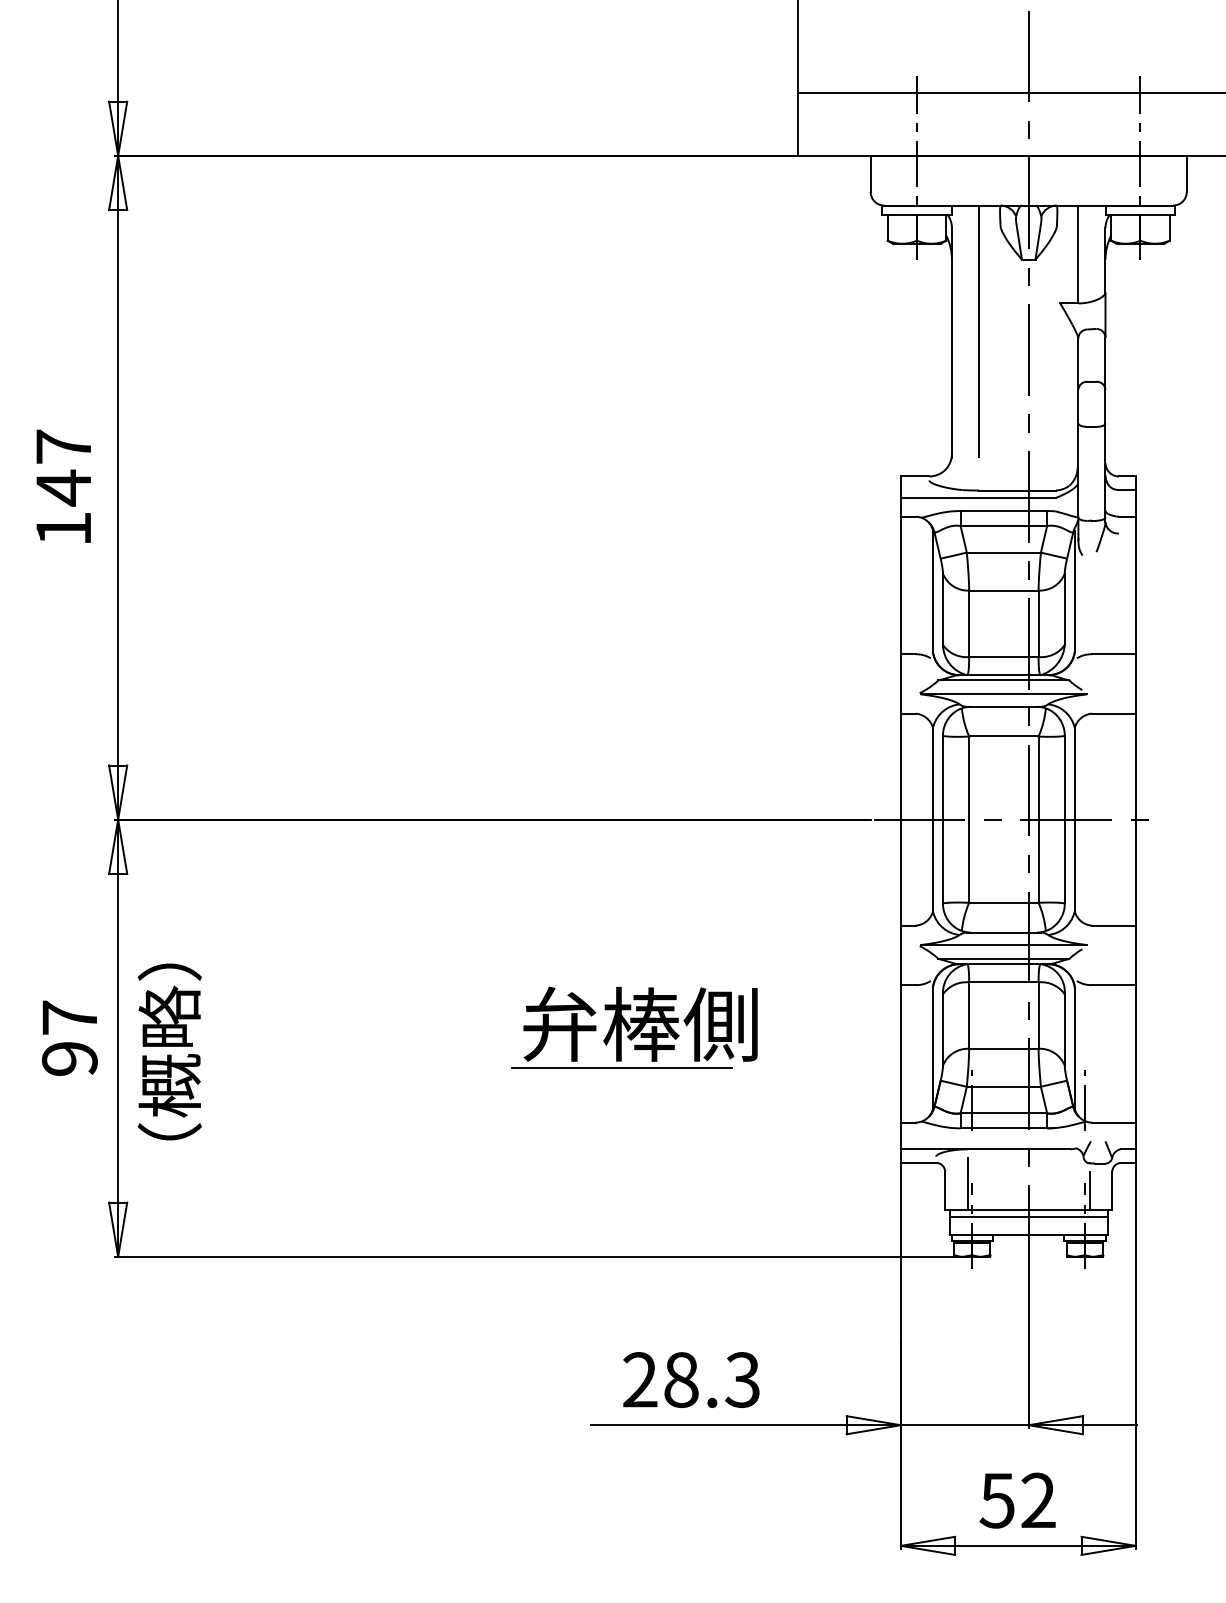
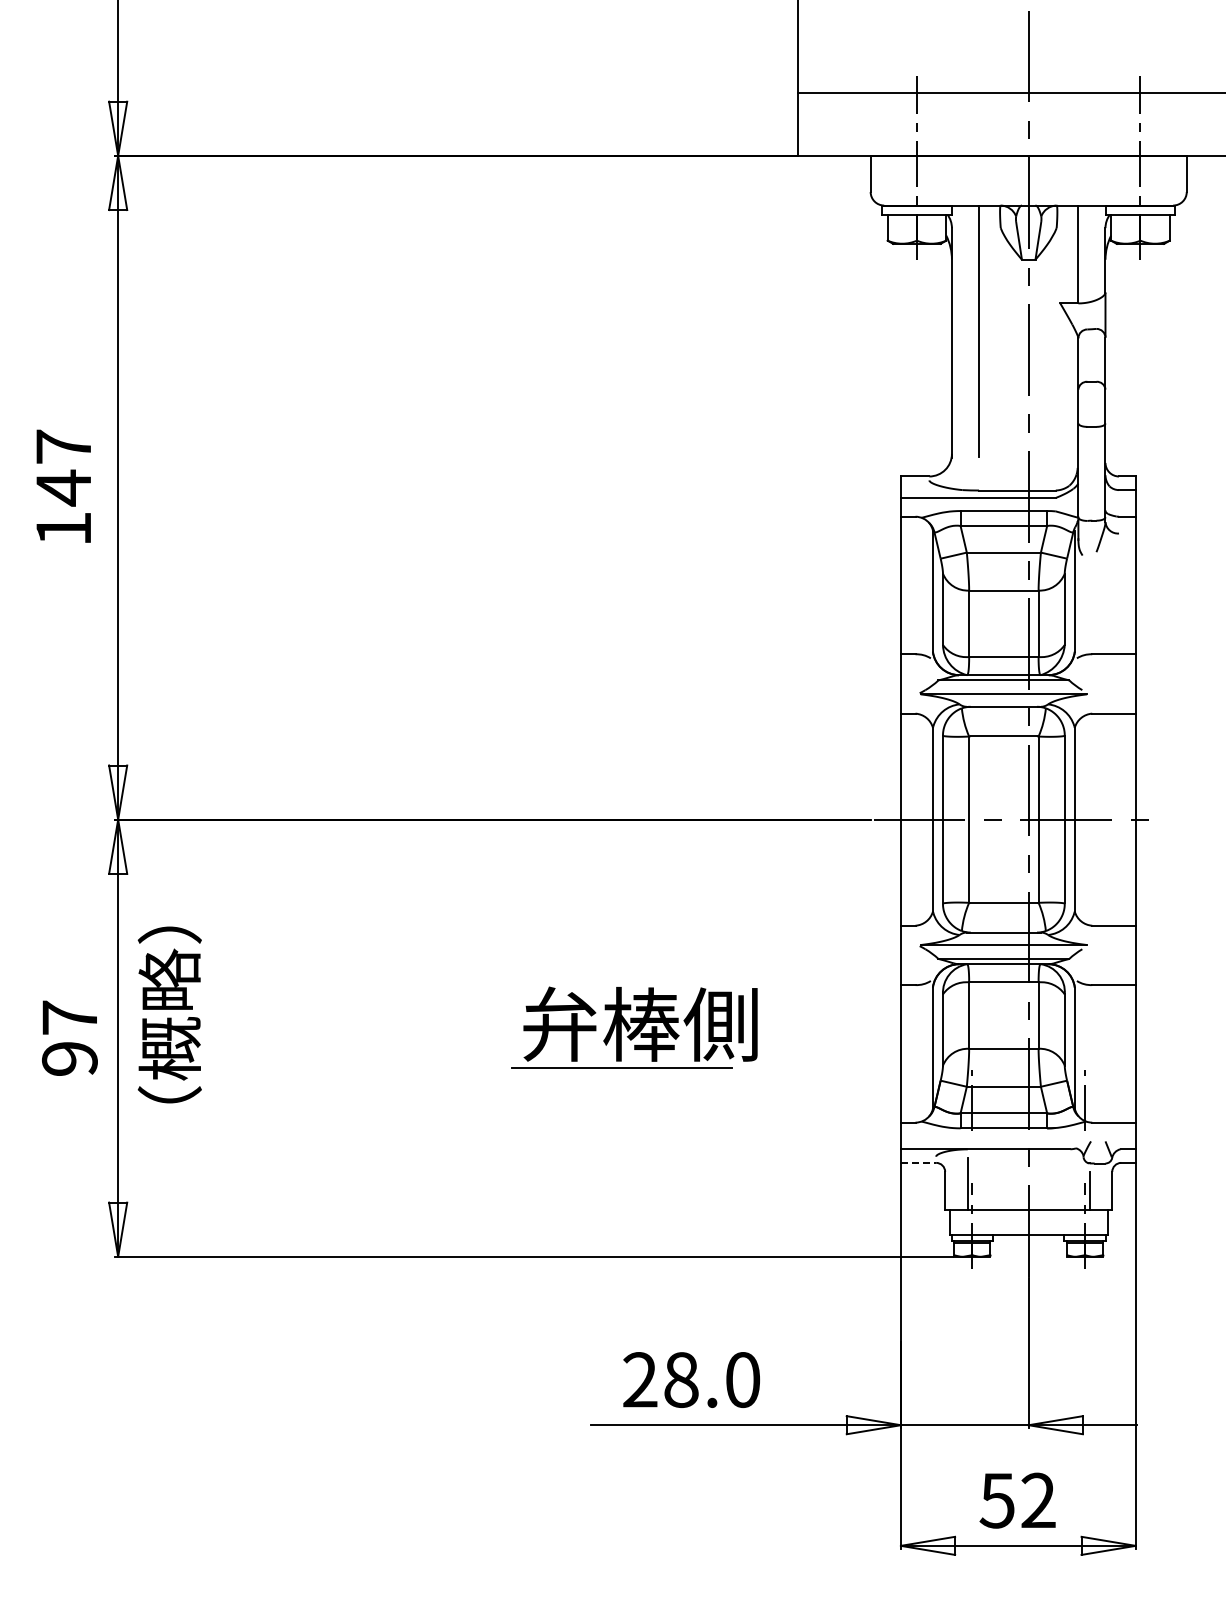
text position: (169, 1051) -> (169, 1014) (169, 1014)
line: solid -> dashed (918, 1162)
line: present -> none (1028, 1217)
text: 28.3 -> 28.0 (742, 1379)
